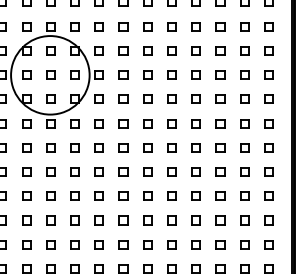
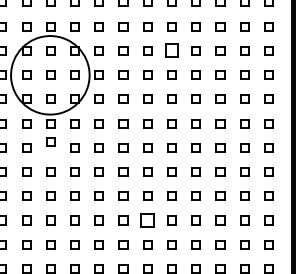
part size: 10x10 px -> 14x15 px (171, 50)
part position: (50, 147) -> (50, 141) (50, 141)
part size: 10x11 px -> 15x15 px (147, 220)
